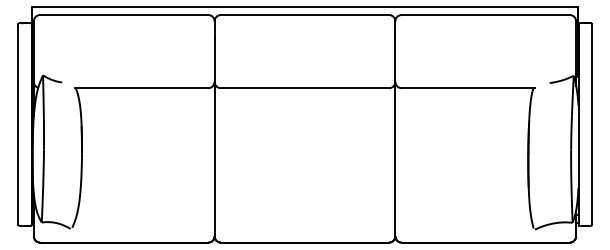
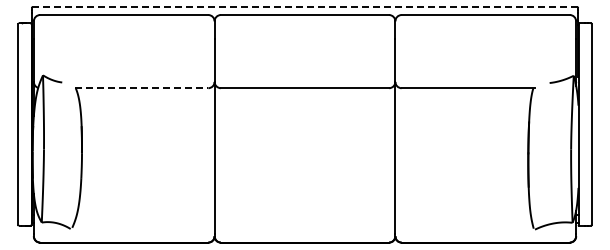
line: solid -> dashed (305, 7)
line: solid -> dashed (141, 88)
